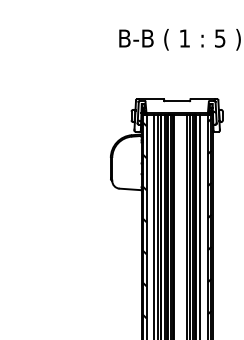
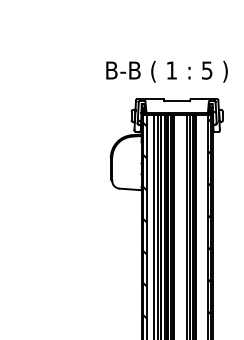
text position: (179, 39) -> (166, 71) (166, 71)
line: present -> none (200, 225)
